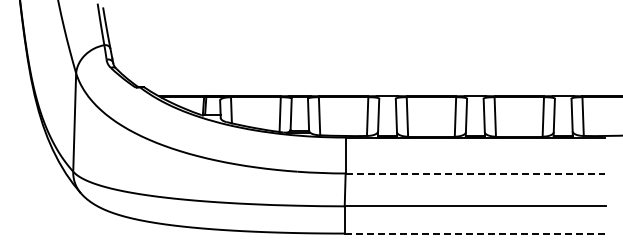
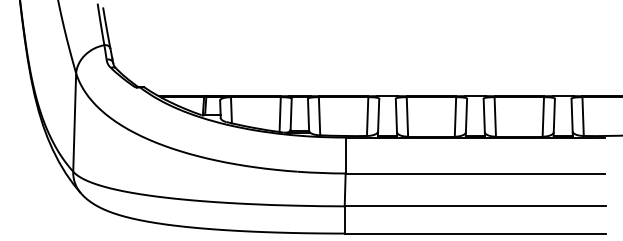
line: dashed -> solid (475, 173)
line: dashed -> solid (475, 233)
